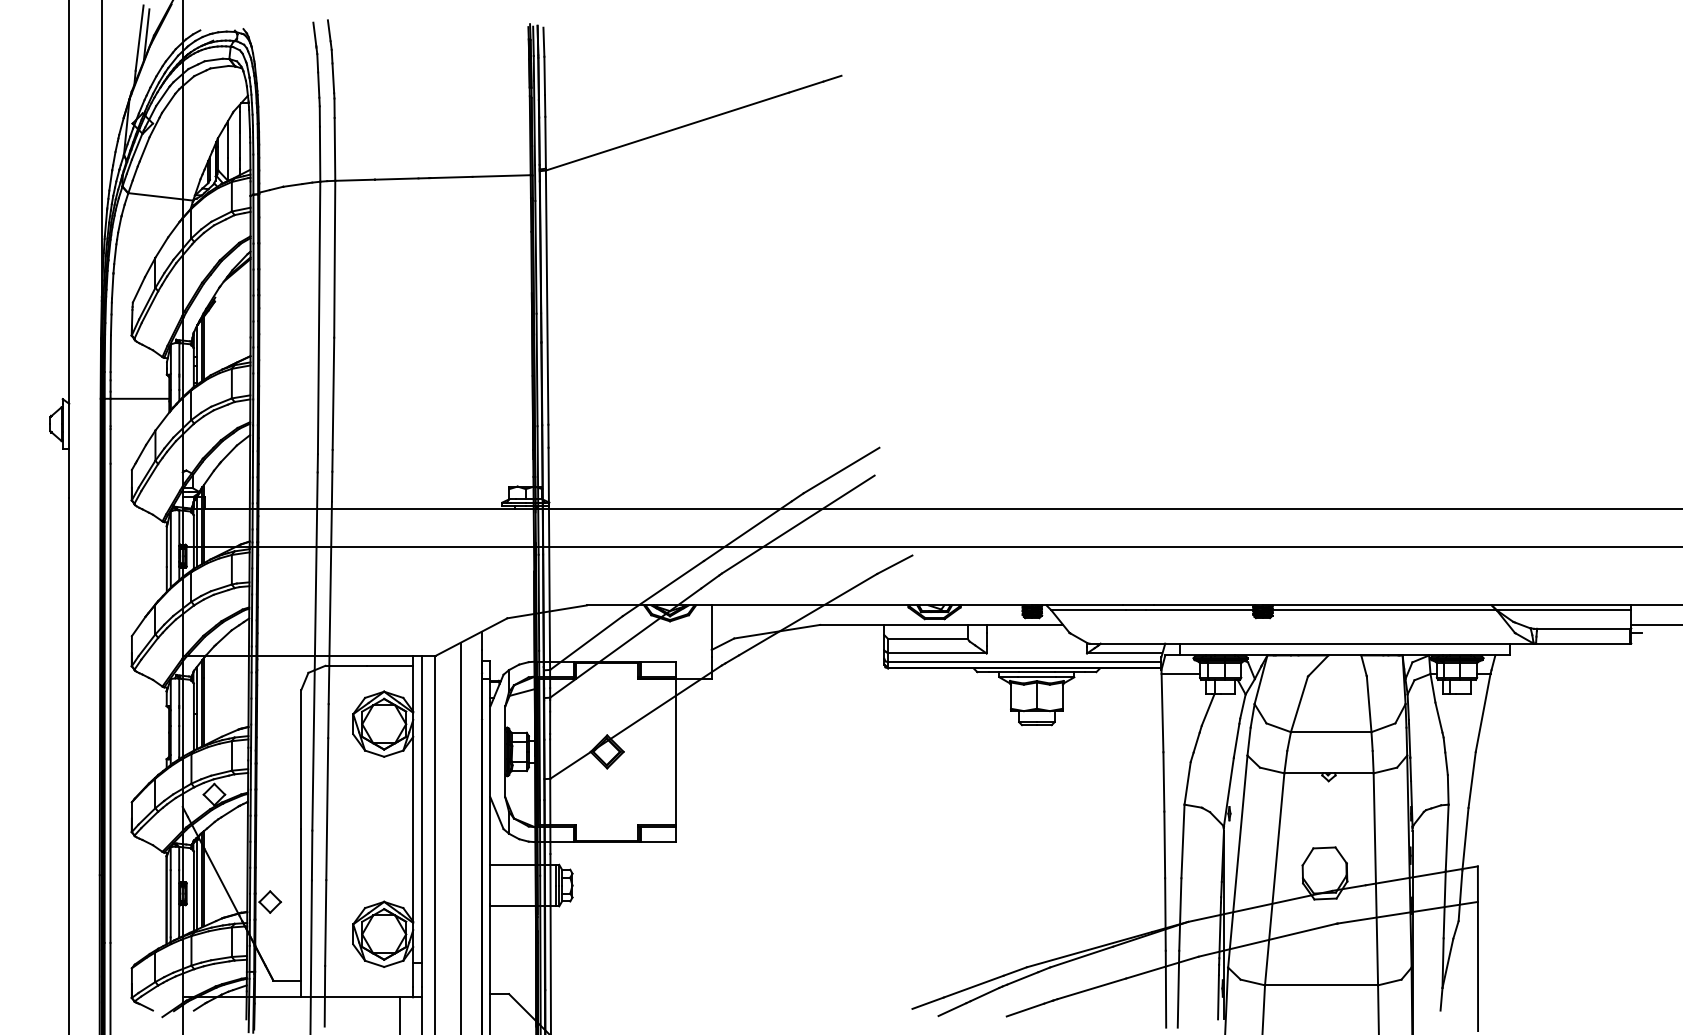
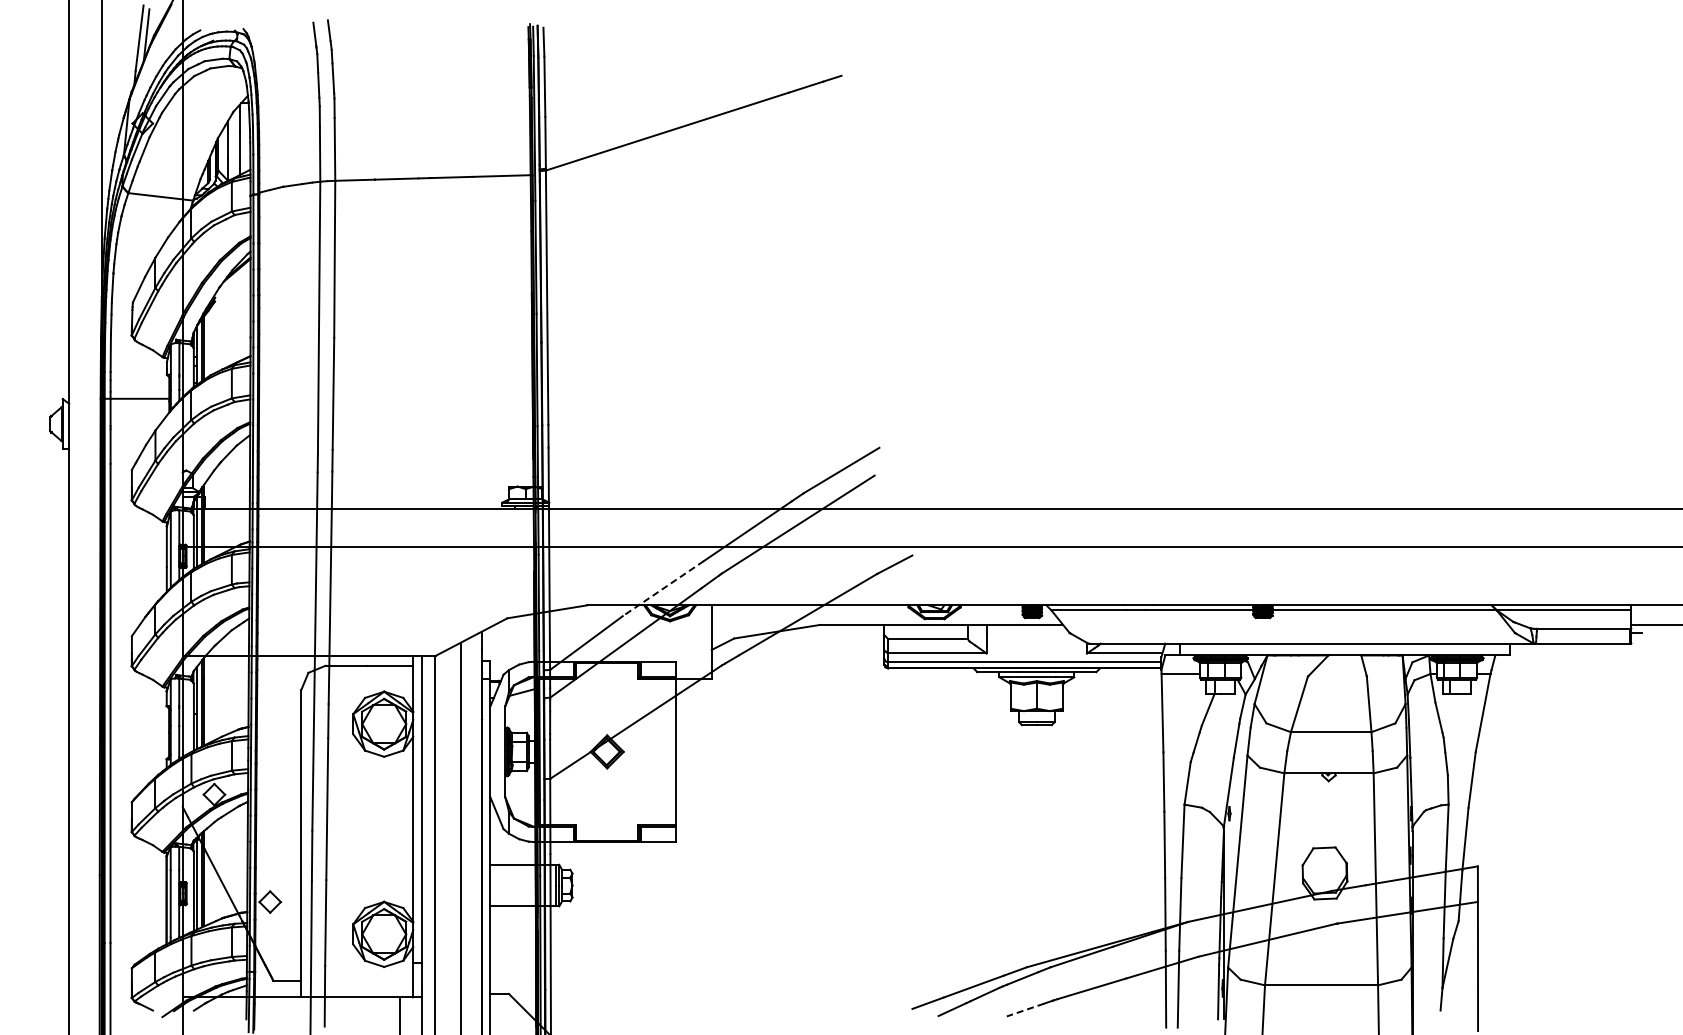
line: solid -> dashed (662, 588)
line: solid -> dashed (1025, 1010)
